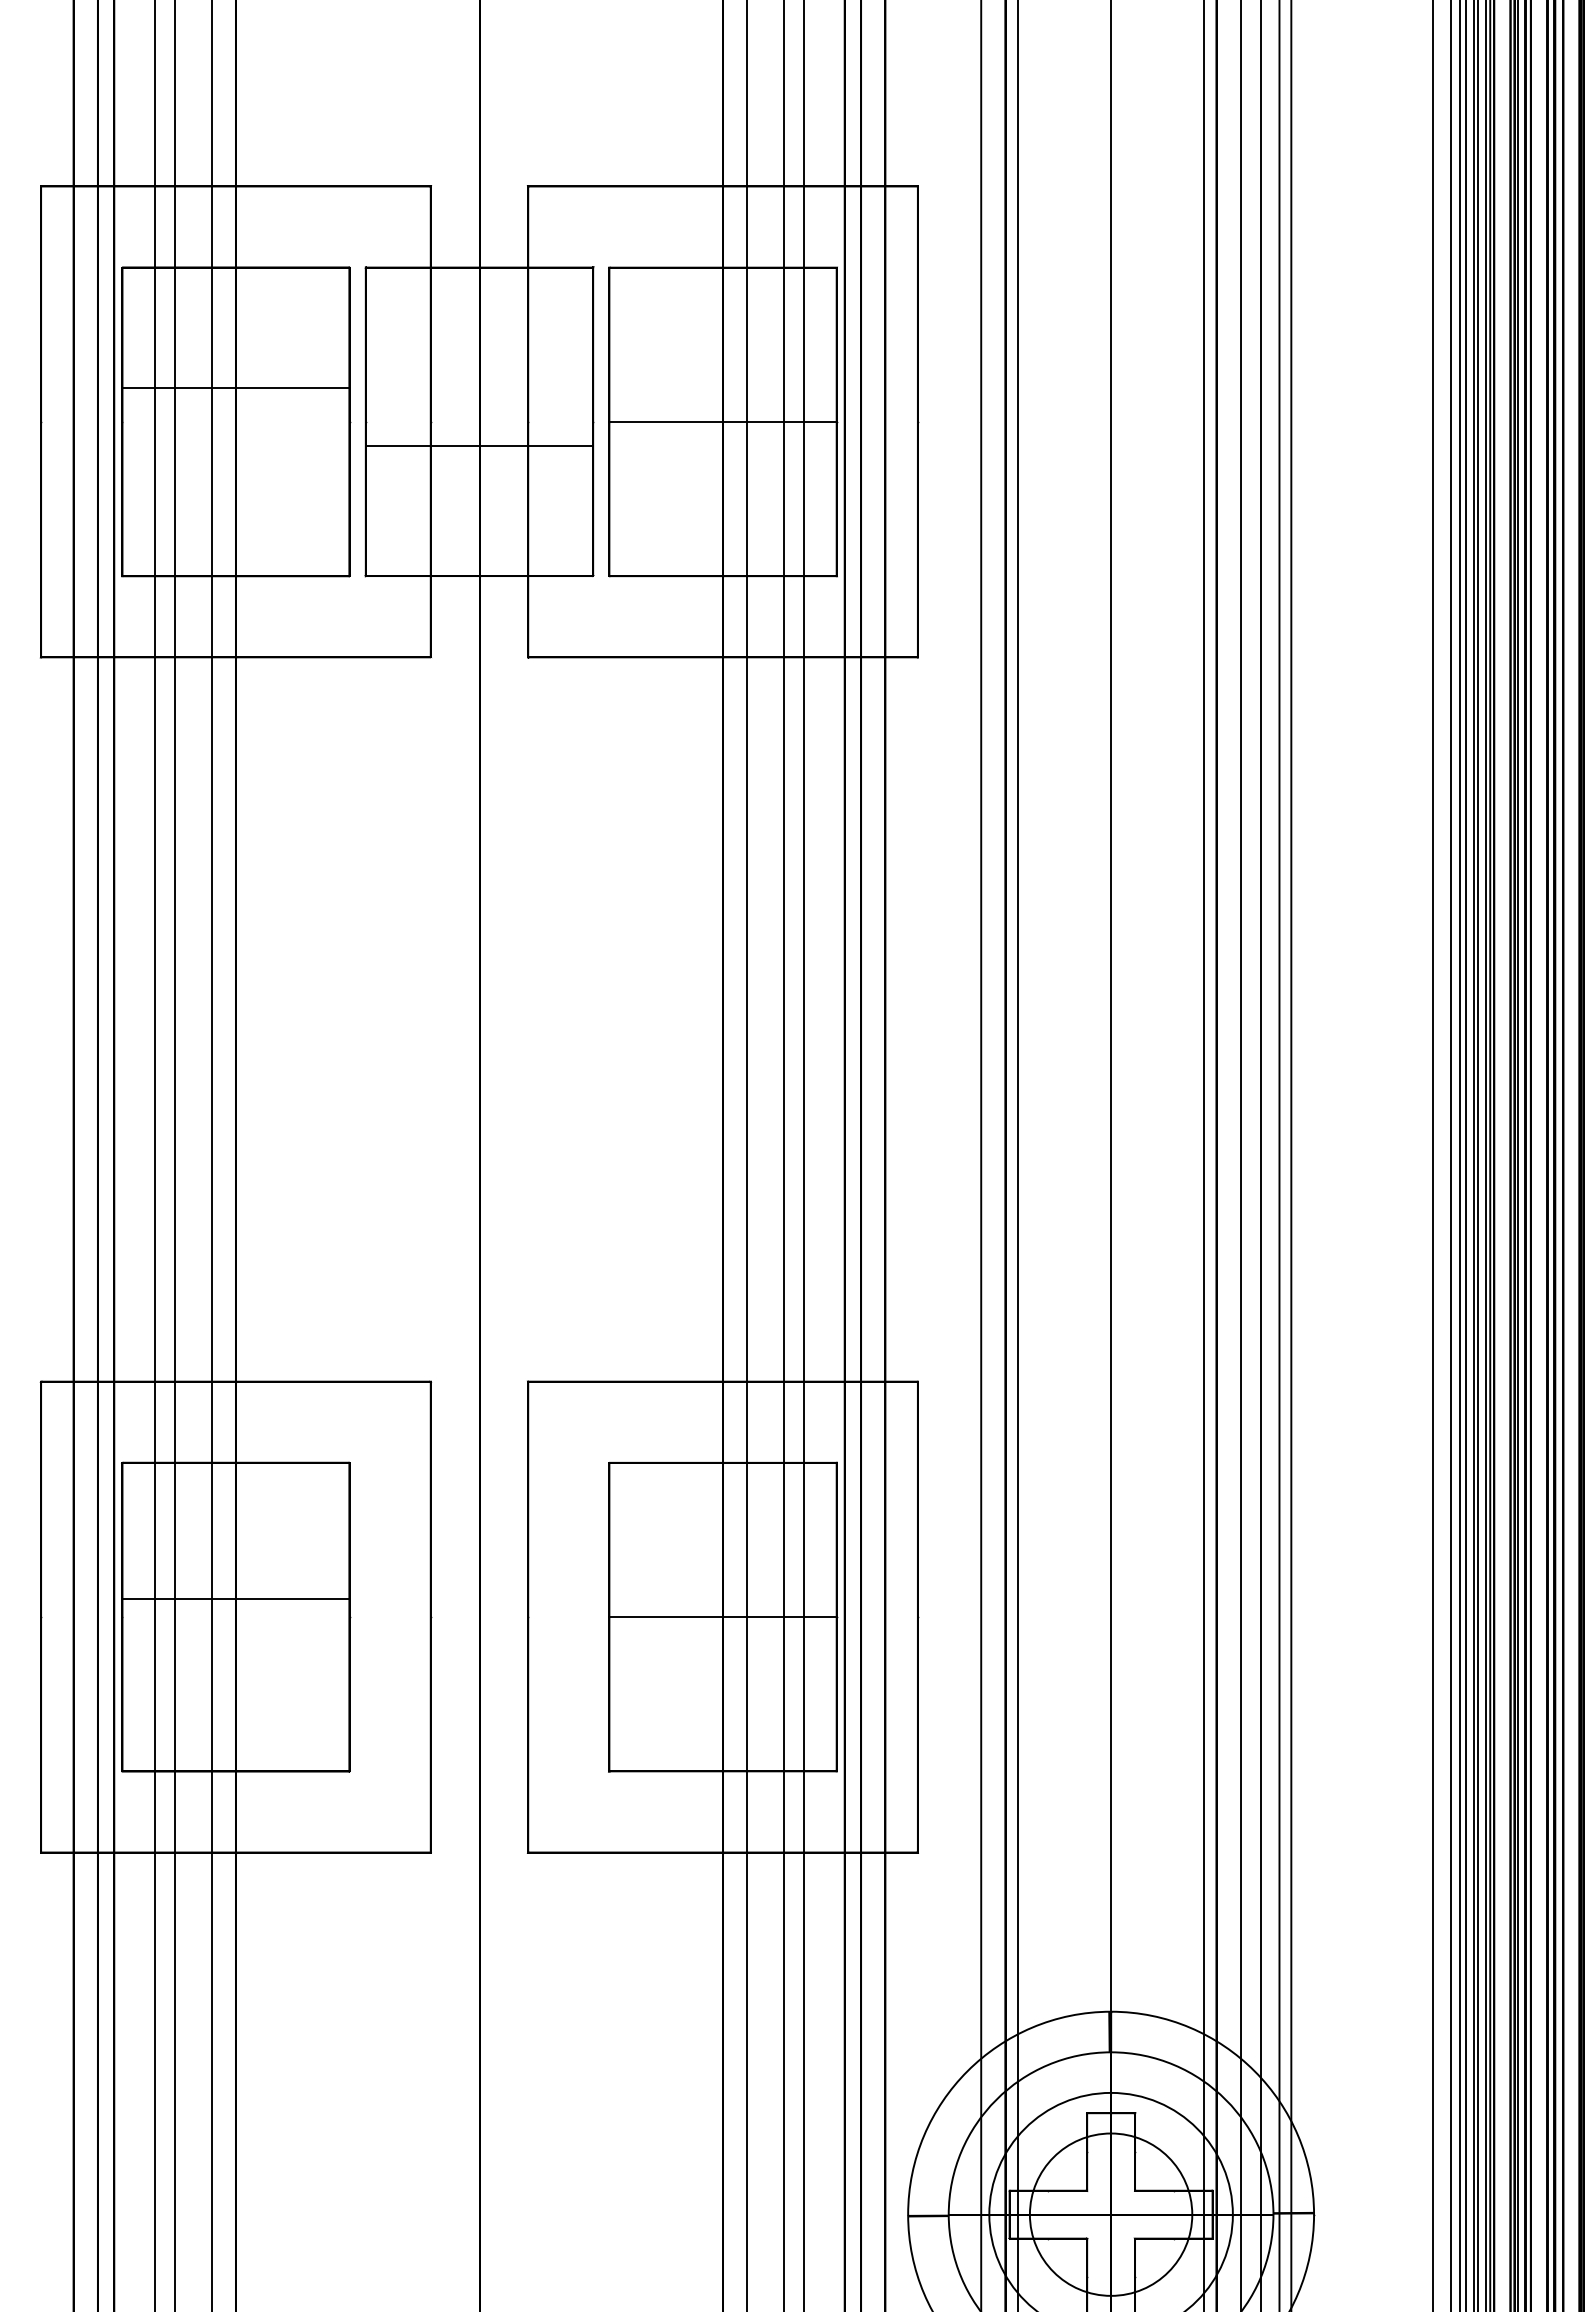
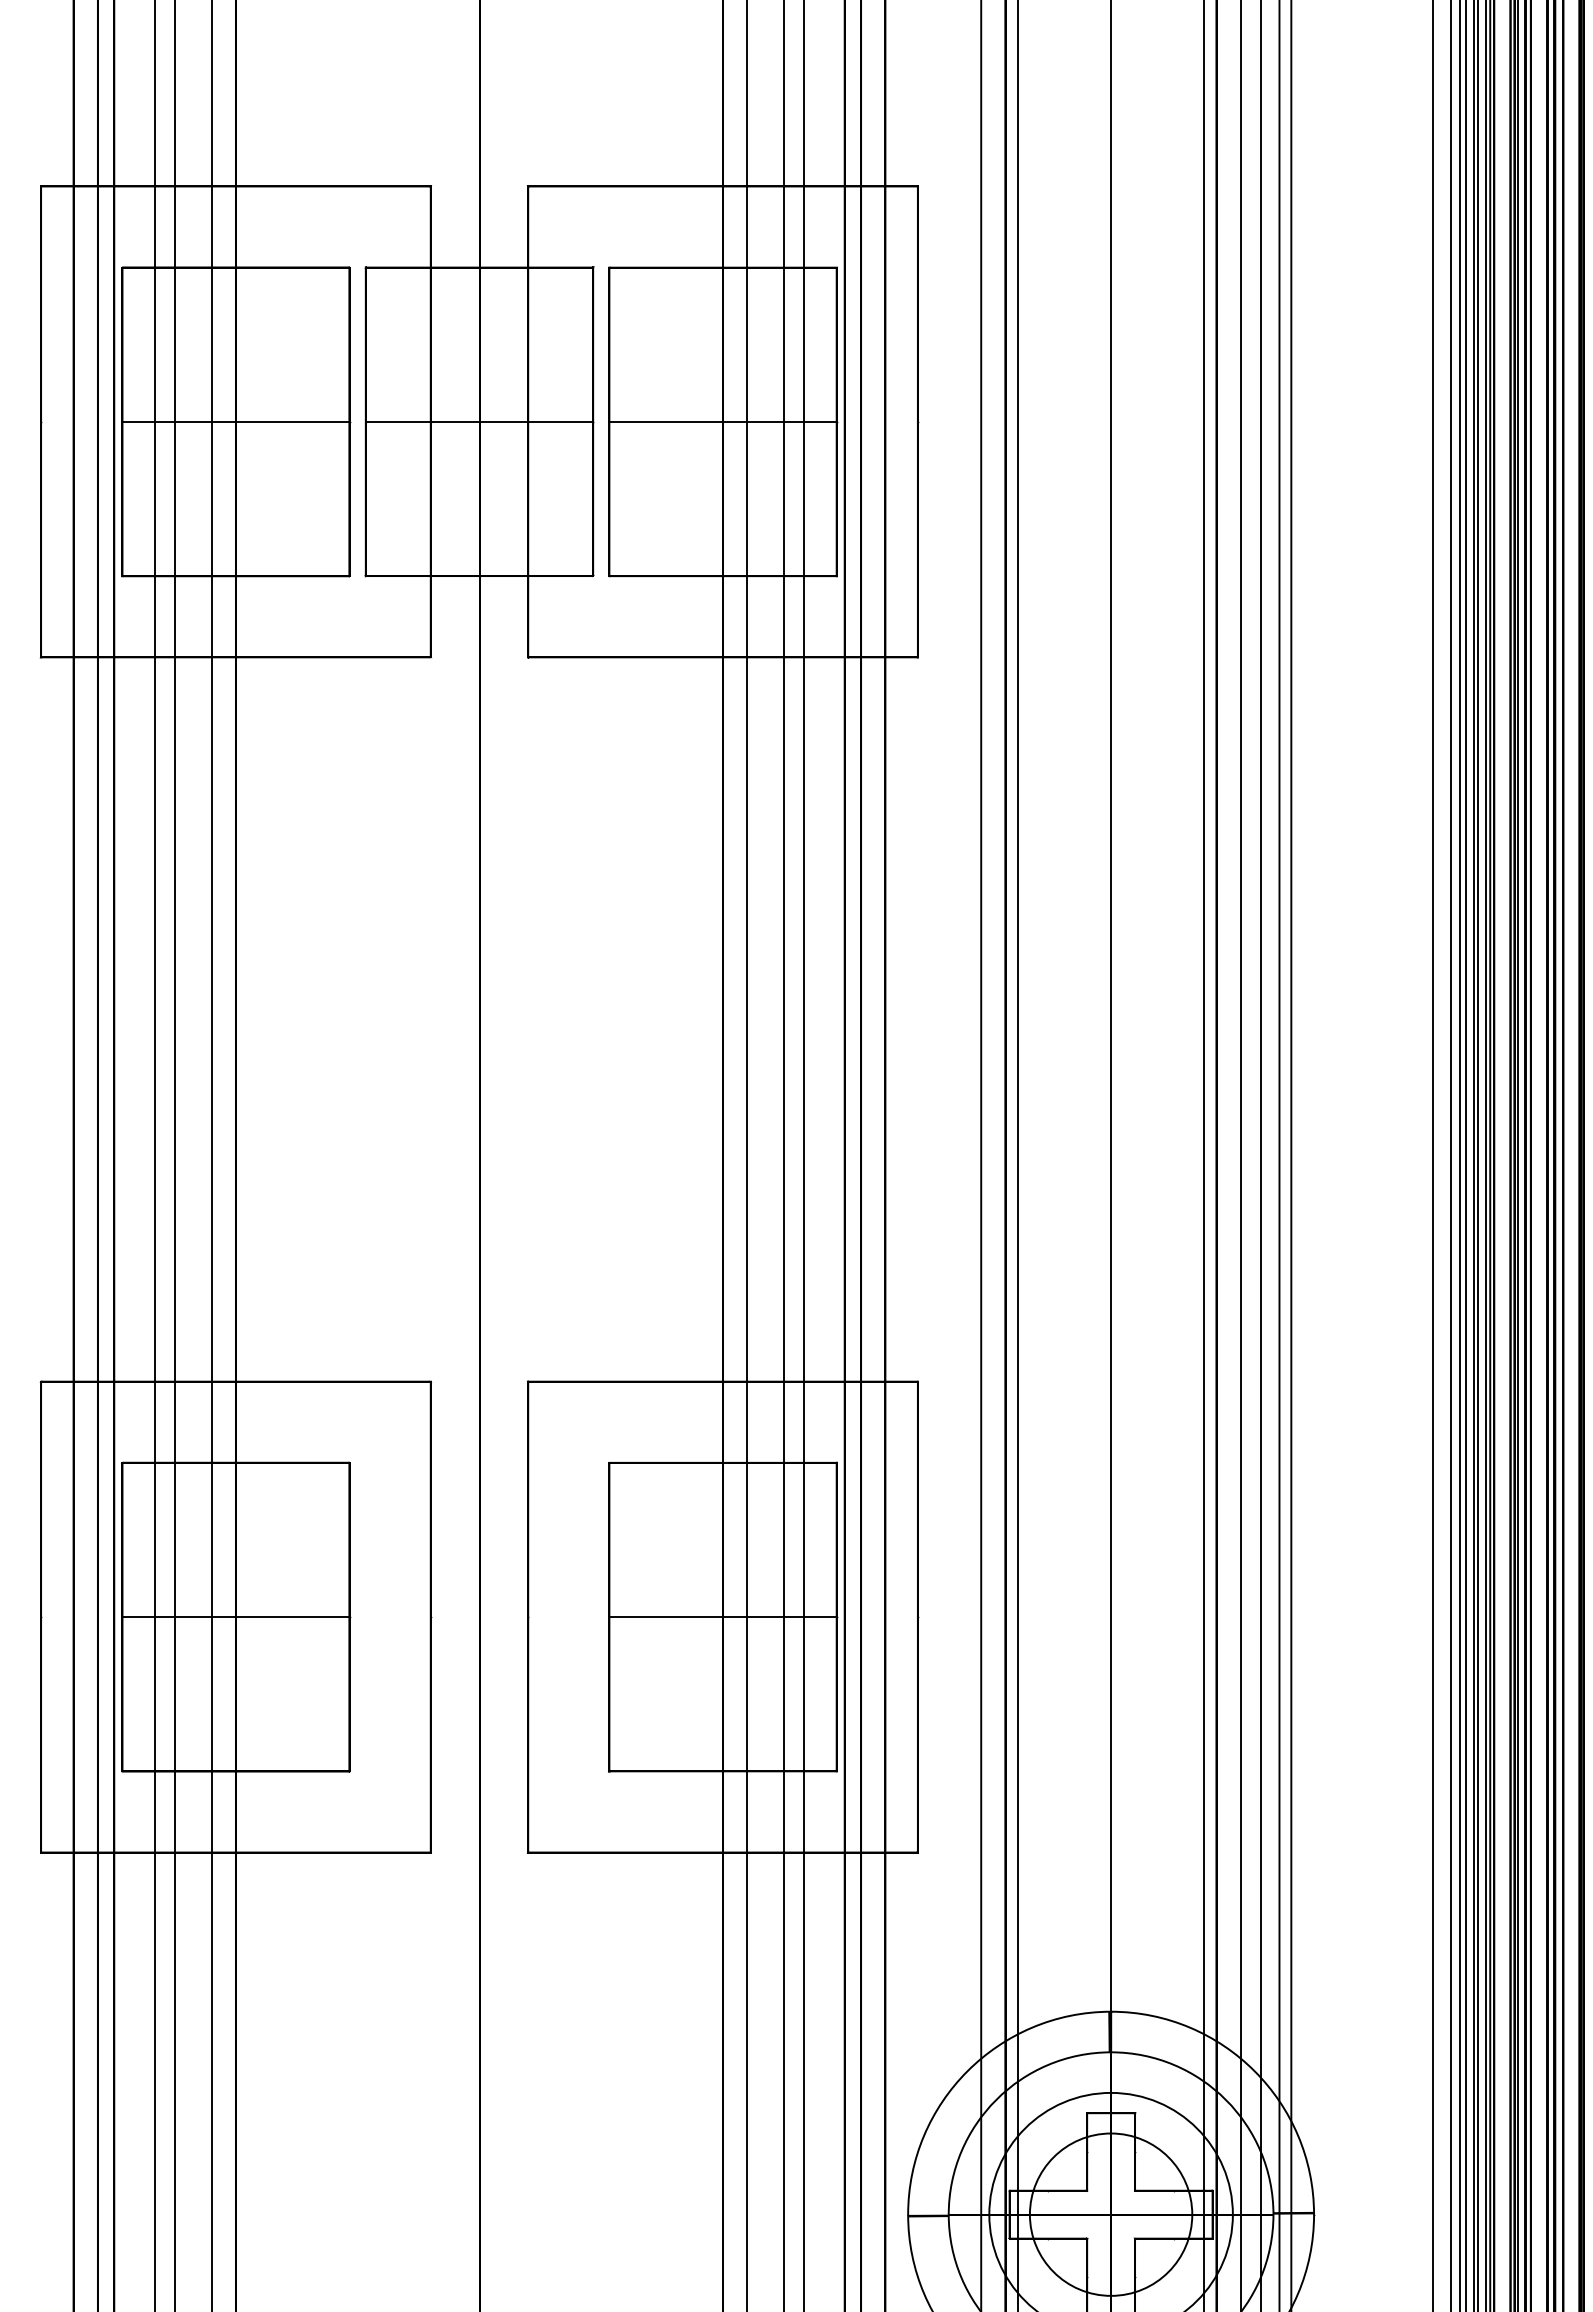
line position: (235, 387) -> (235, 421) (235, 421)
line position: (479, 445) -> (479, 421) (479, 421)
line position: (235, 1599) -> (235, 1617) (235, 1617)
